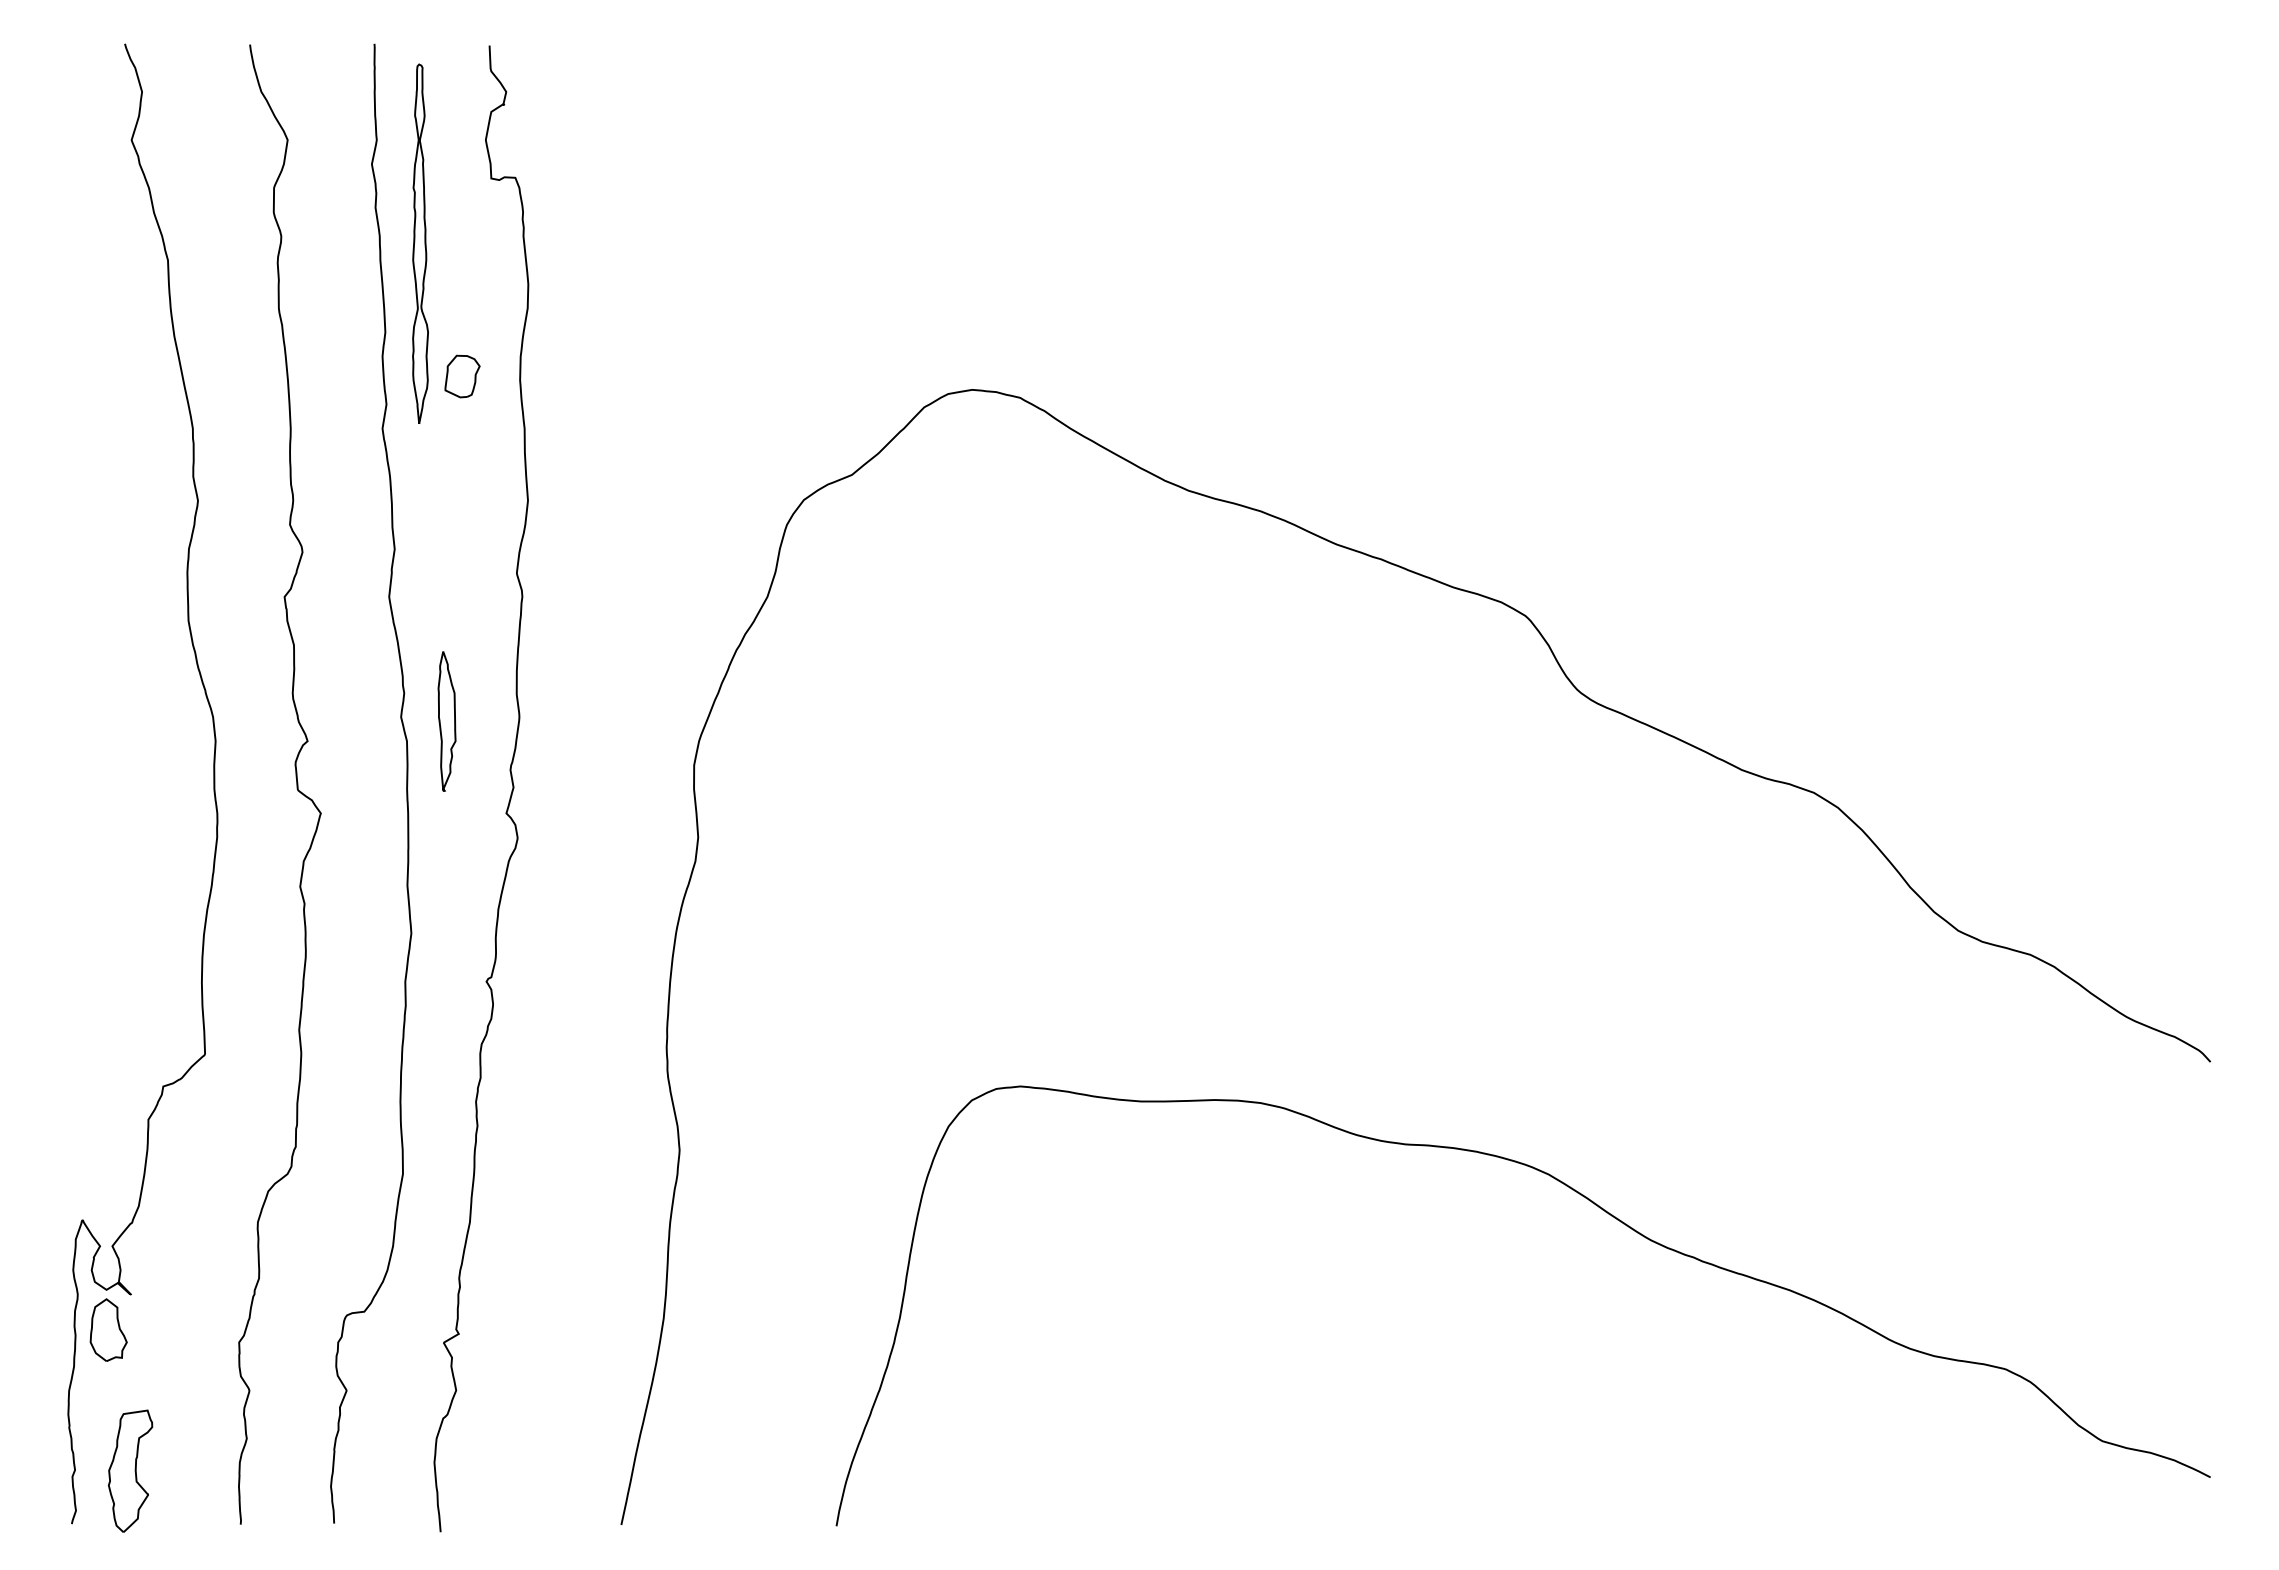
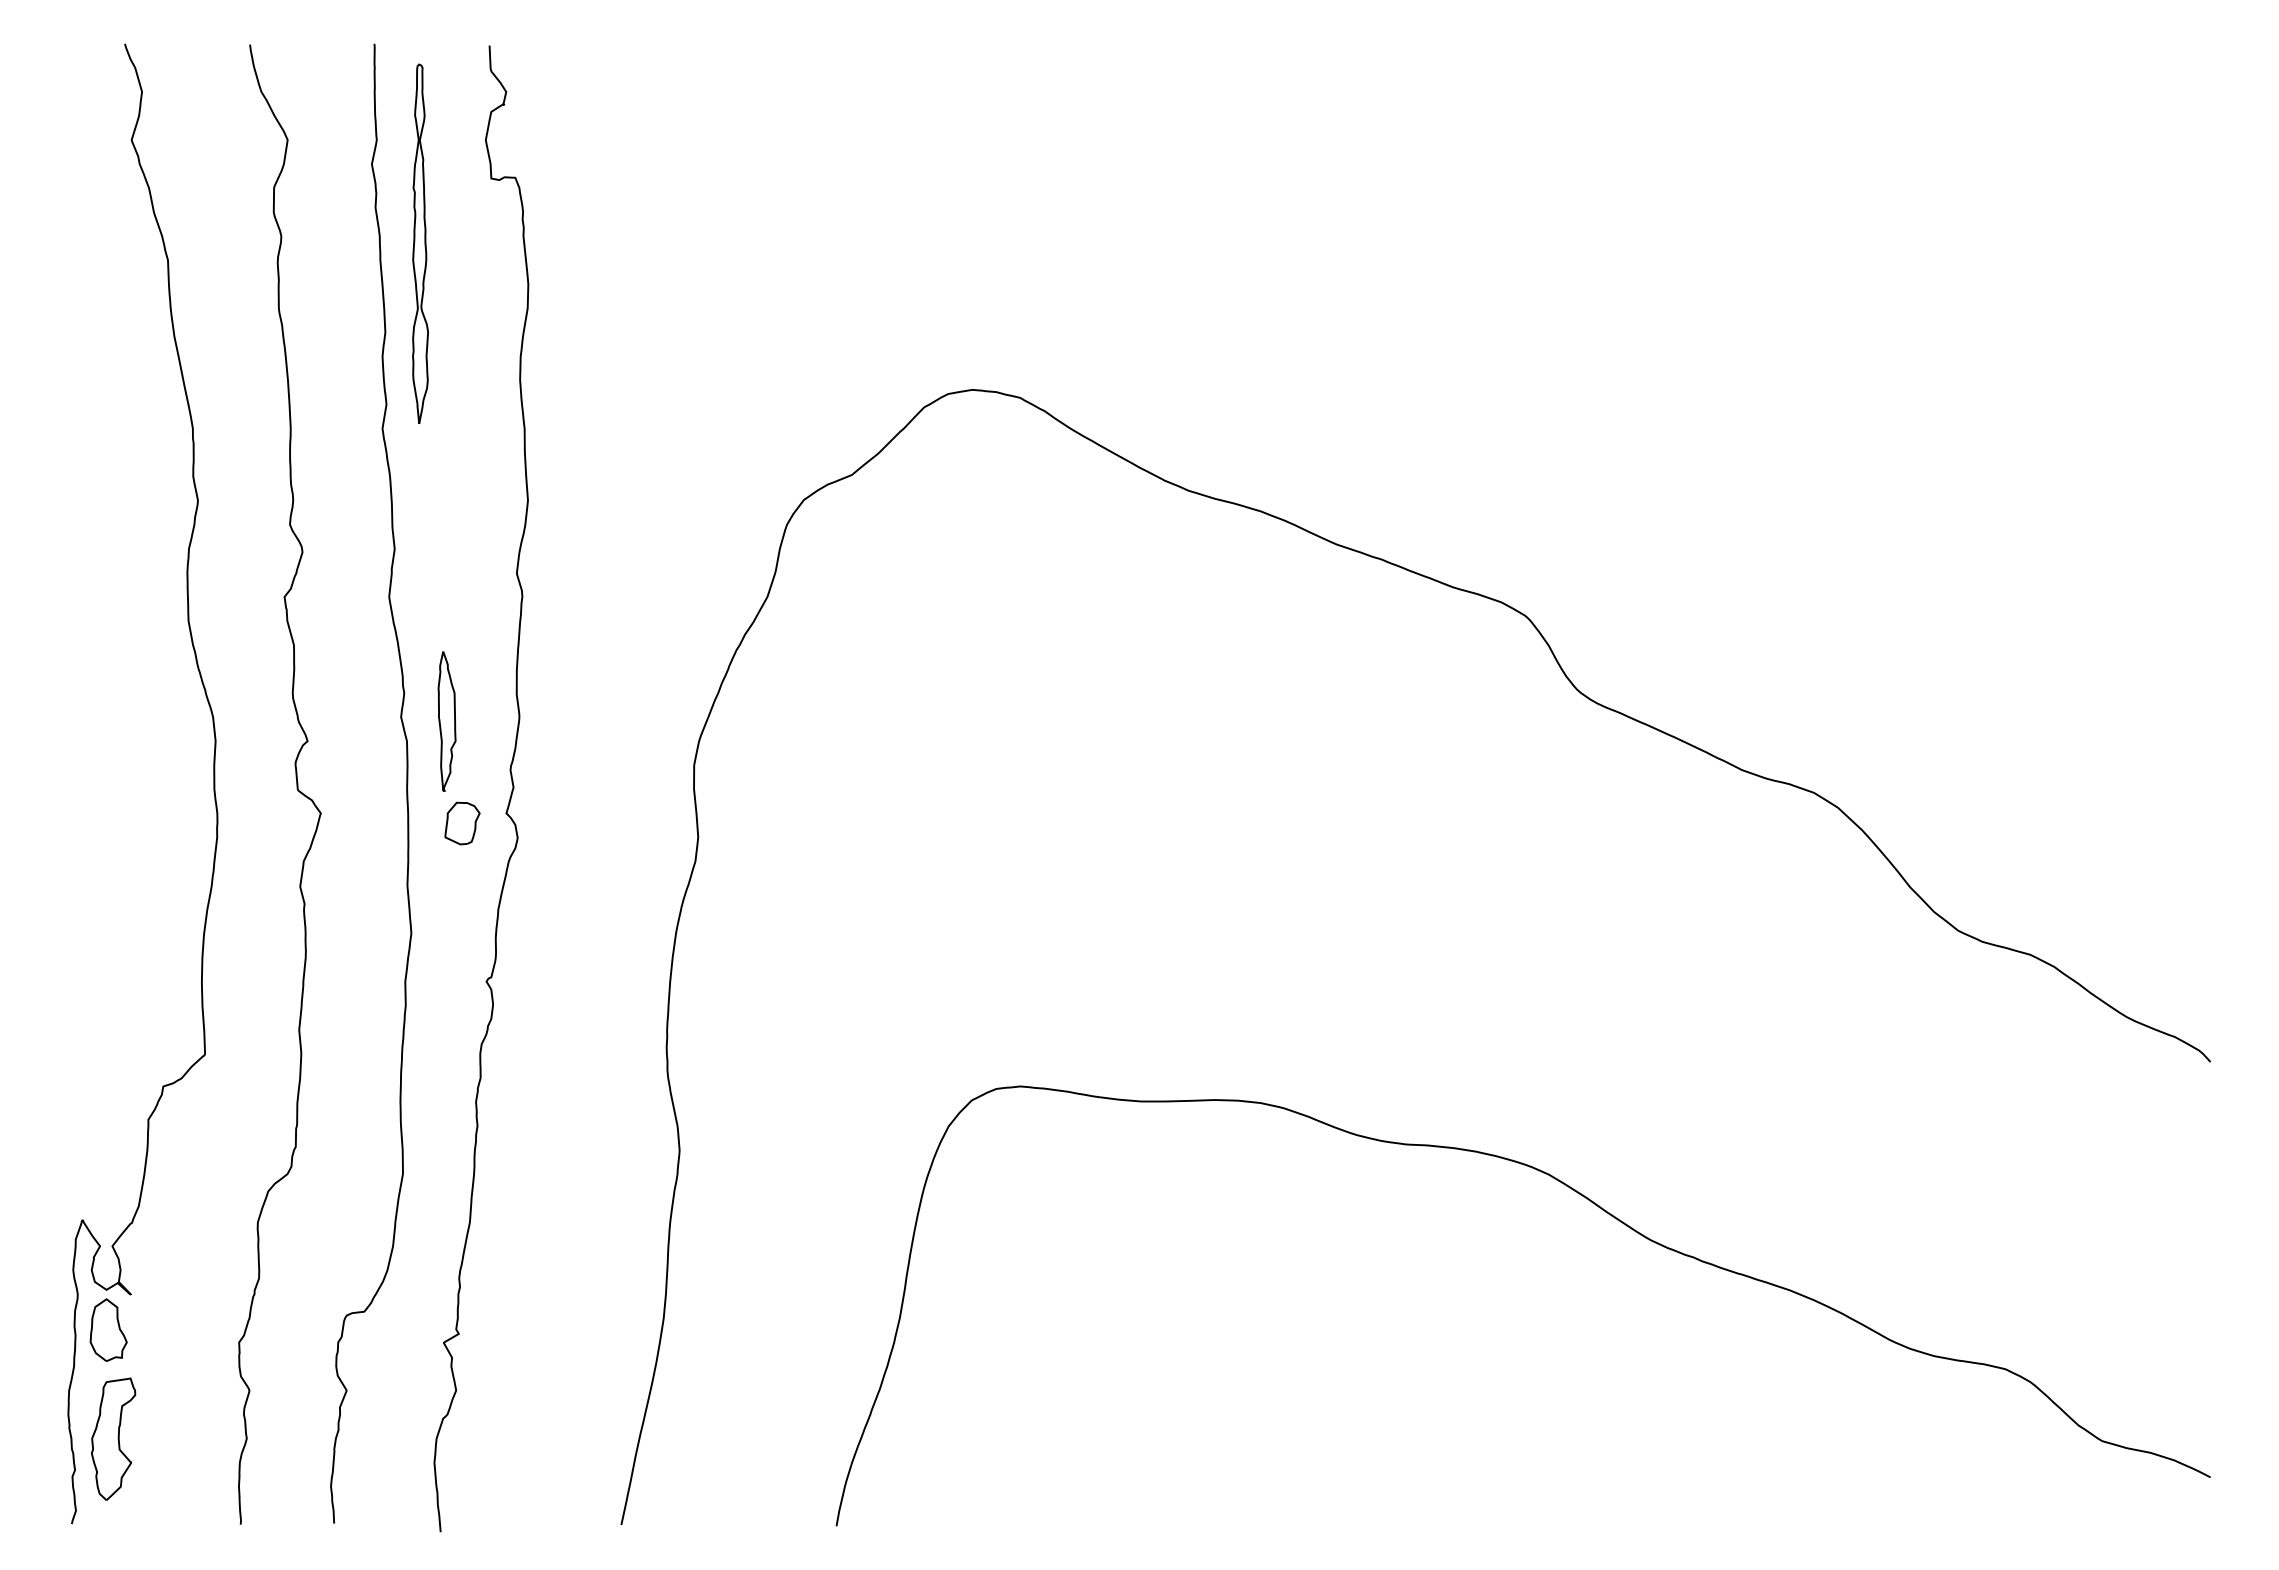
part position: (462, 376) -> (462, 823) (462, 823)
part position: (130, 1470) -> (113, 1438) (113, 1438)
